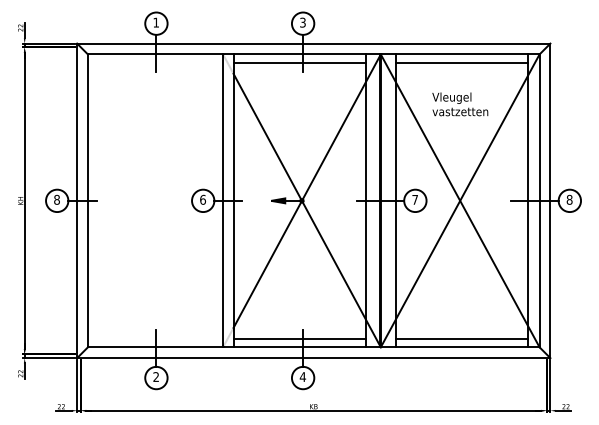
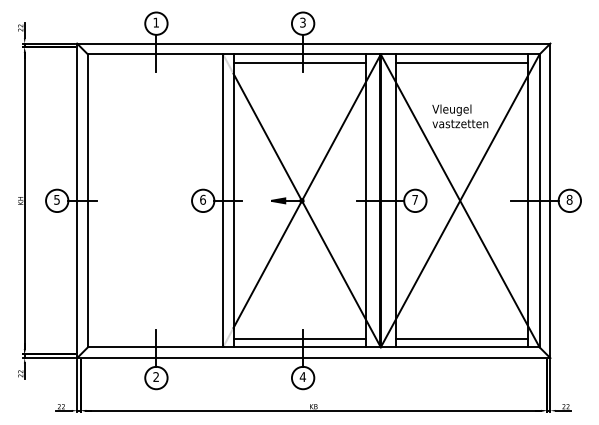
text position: (460, 104) -> (460, 116) (460, 116)
text: 8 -> 5 (56, 199)
